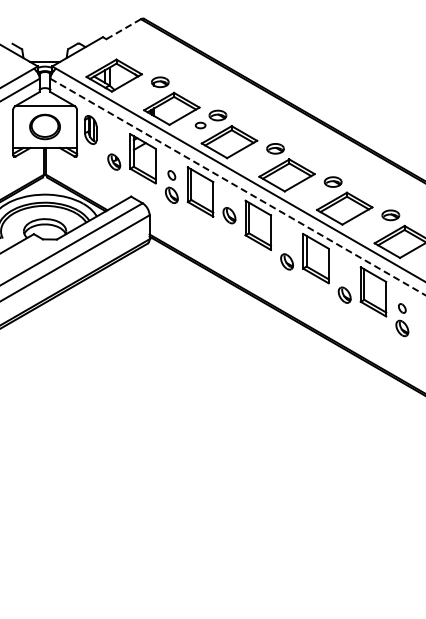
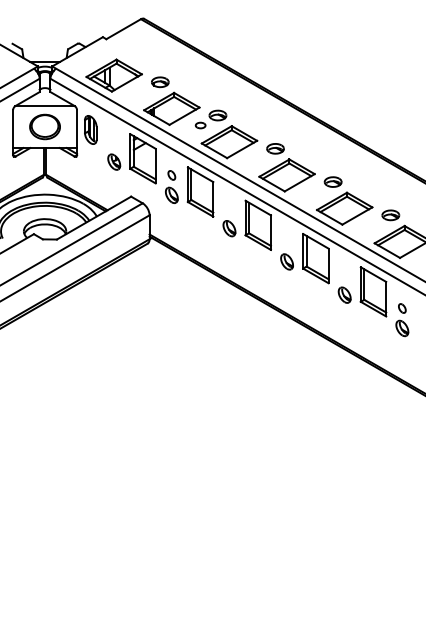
line: dashed -> solid (123, 29)
line: dashed -> solid (238, 187)
part position: (229, 215) -> (229, 228) (229, 228)
